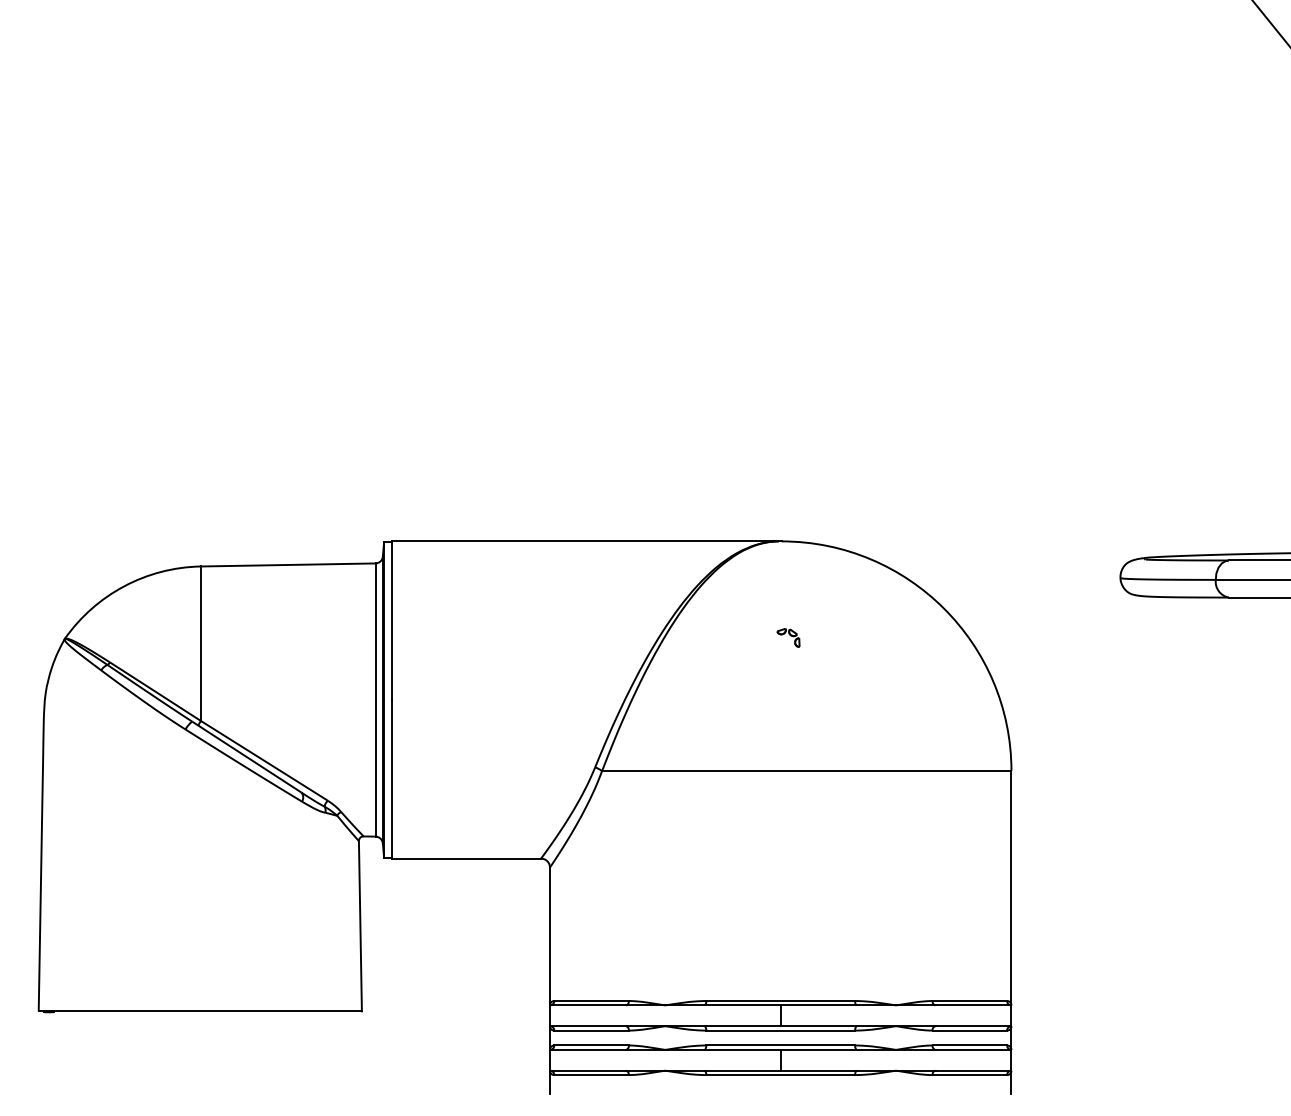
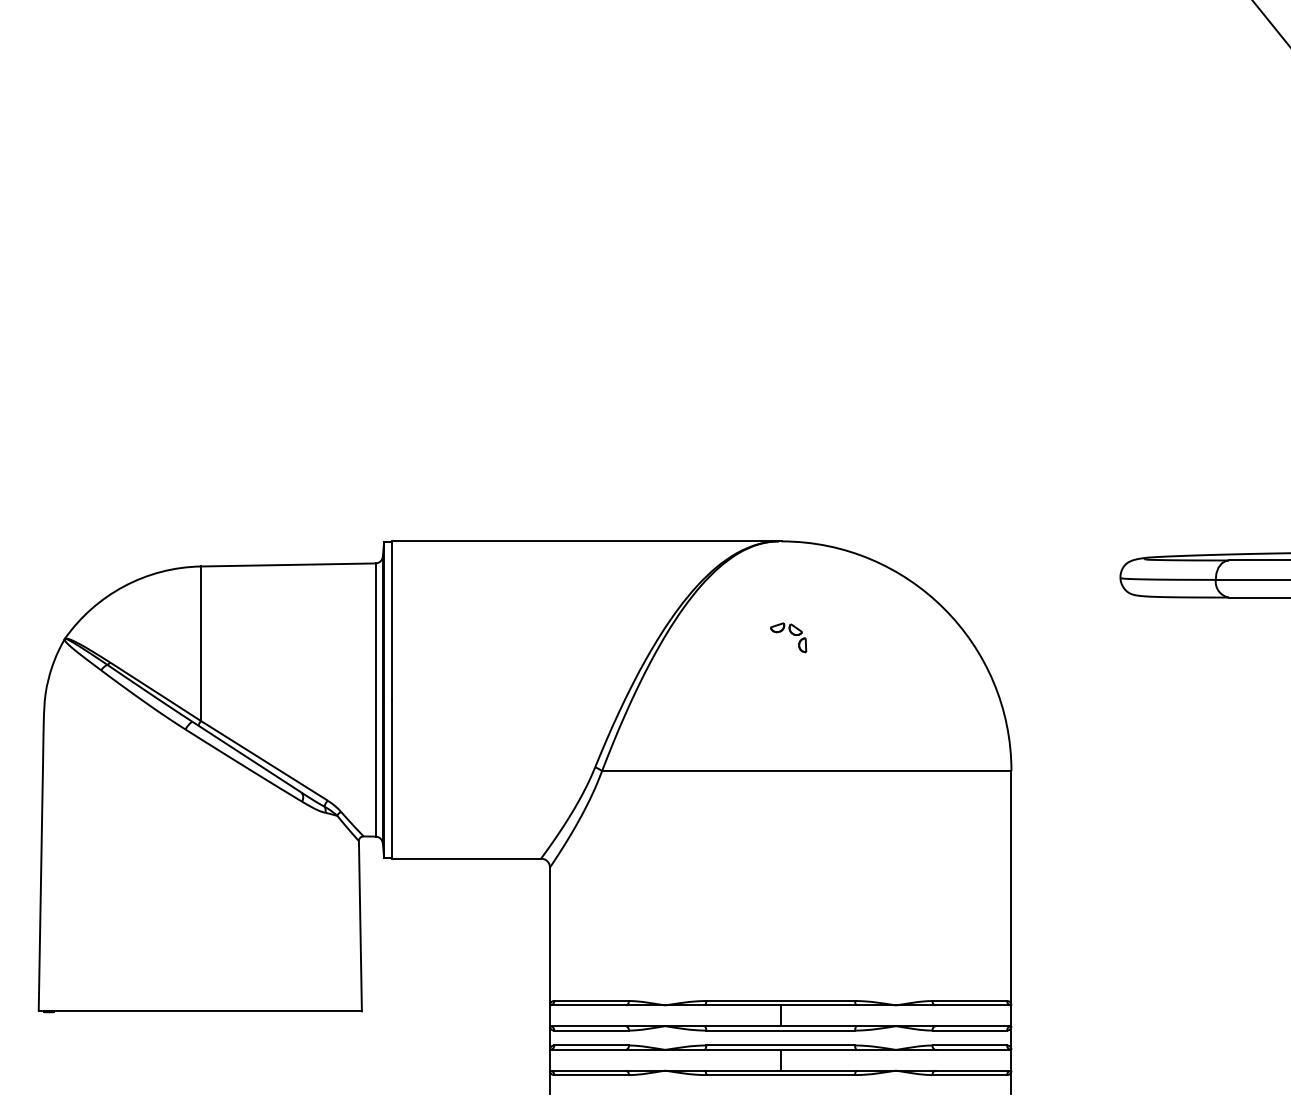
part size: 25x20 px -> 39x32 px (788, 637)
